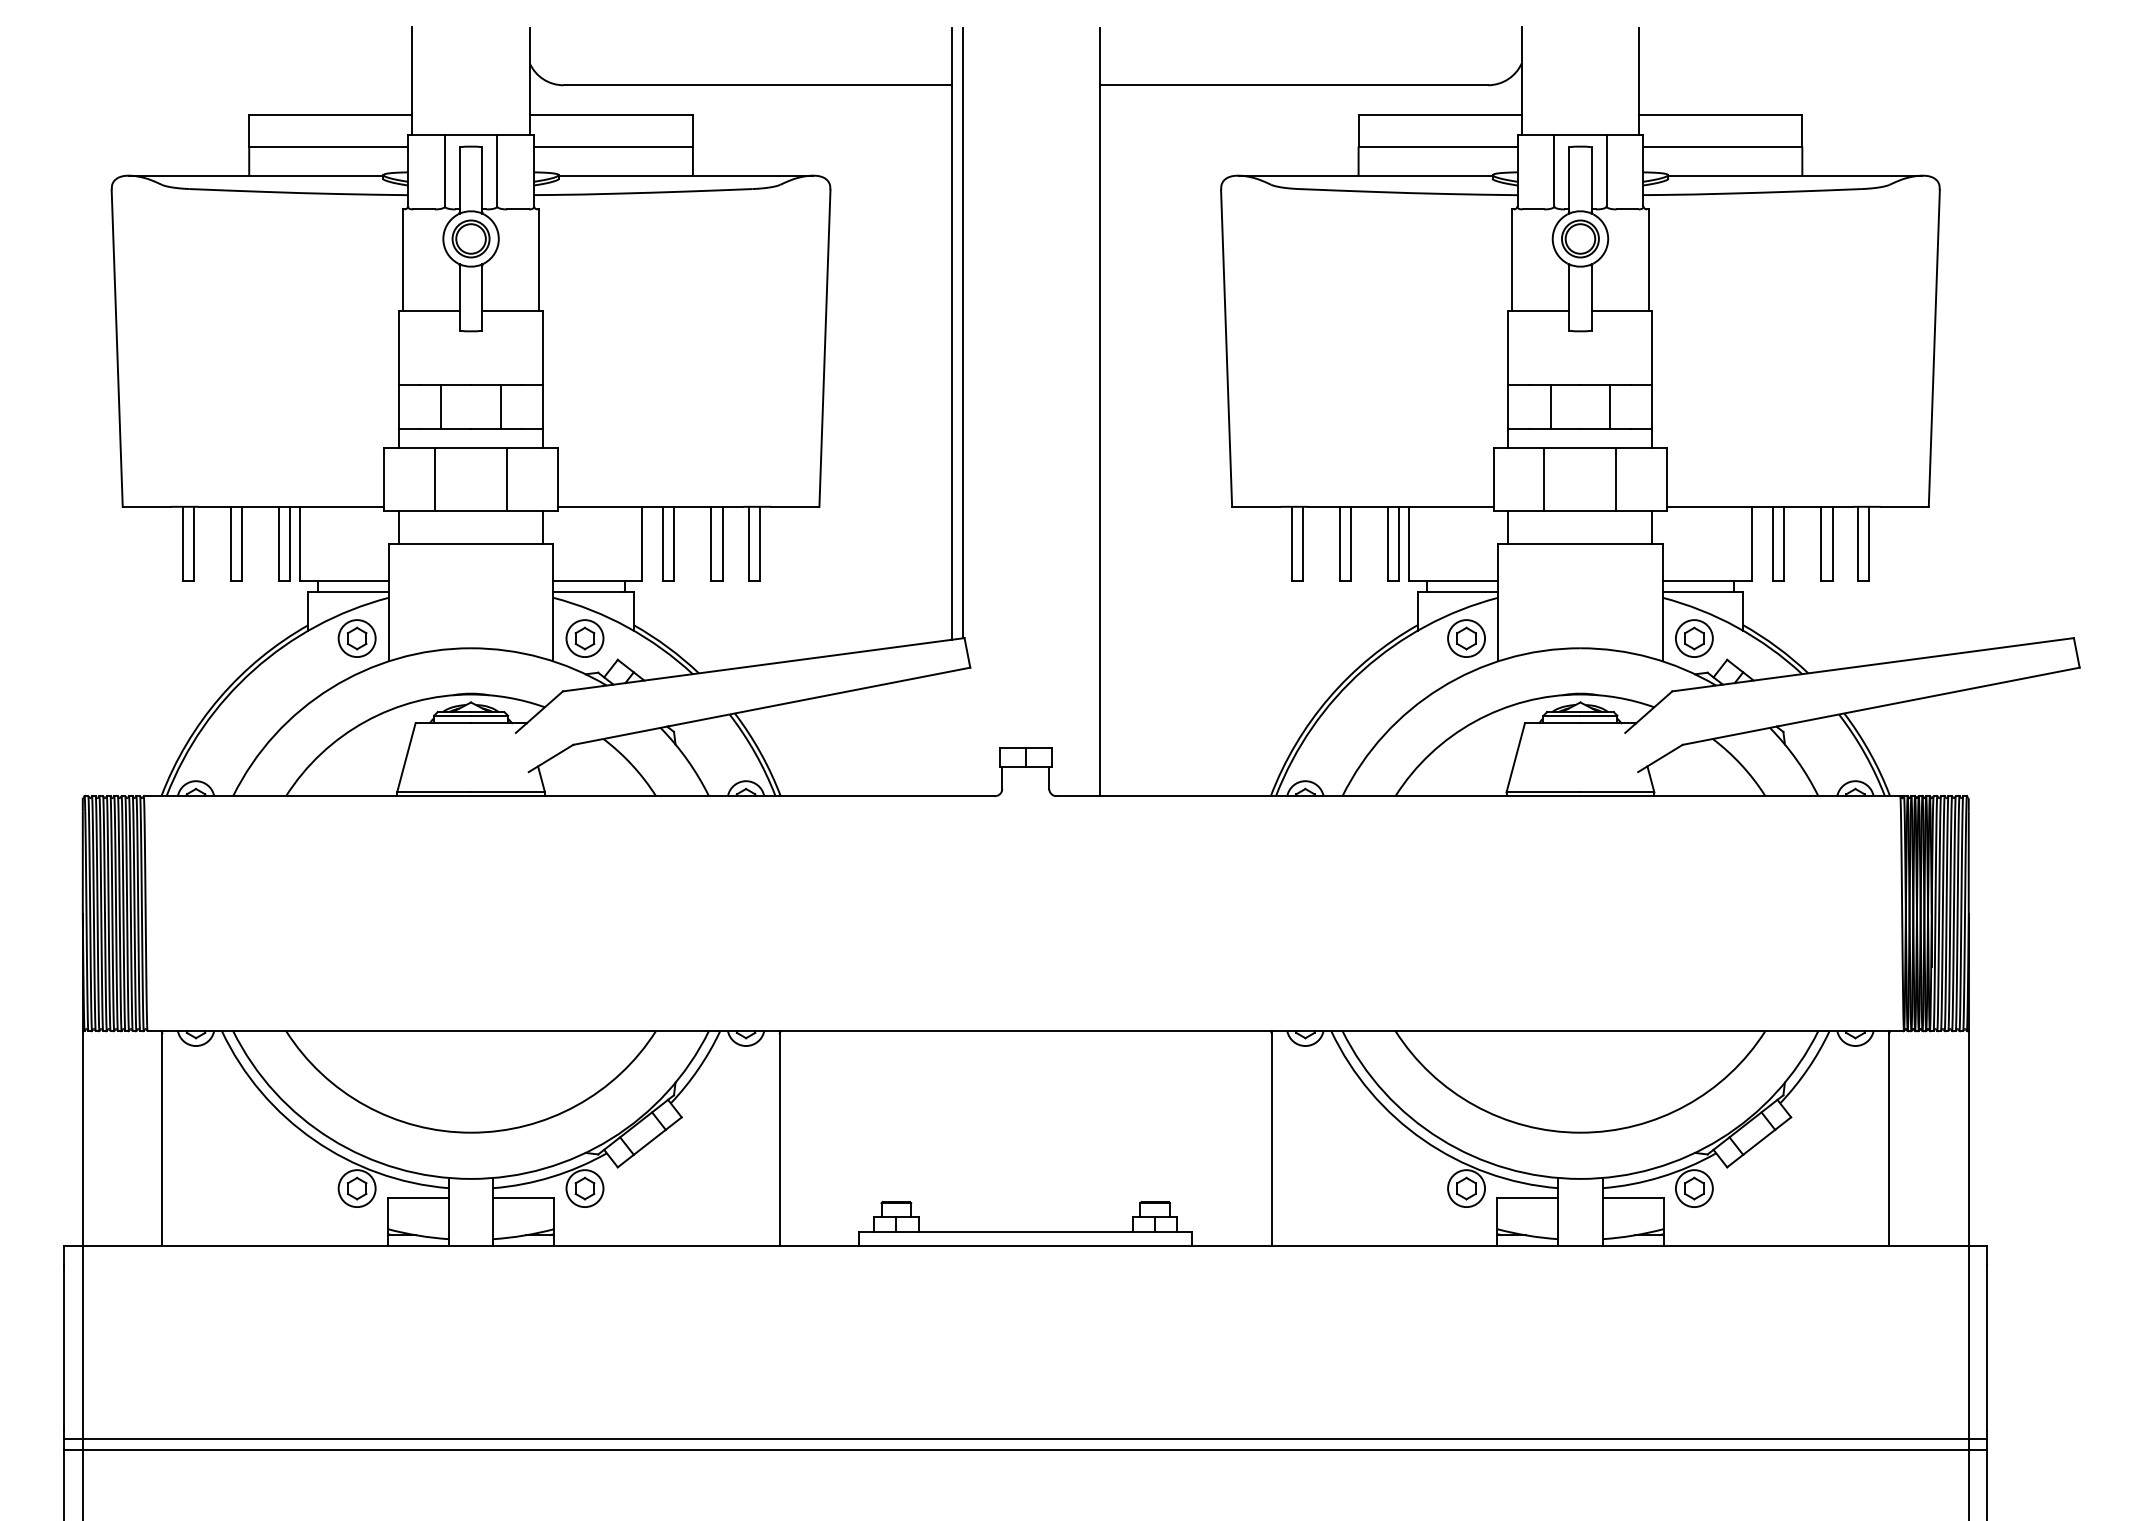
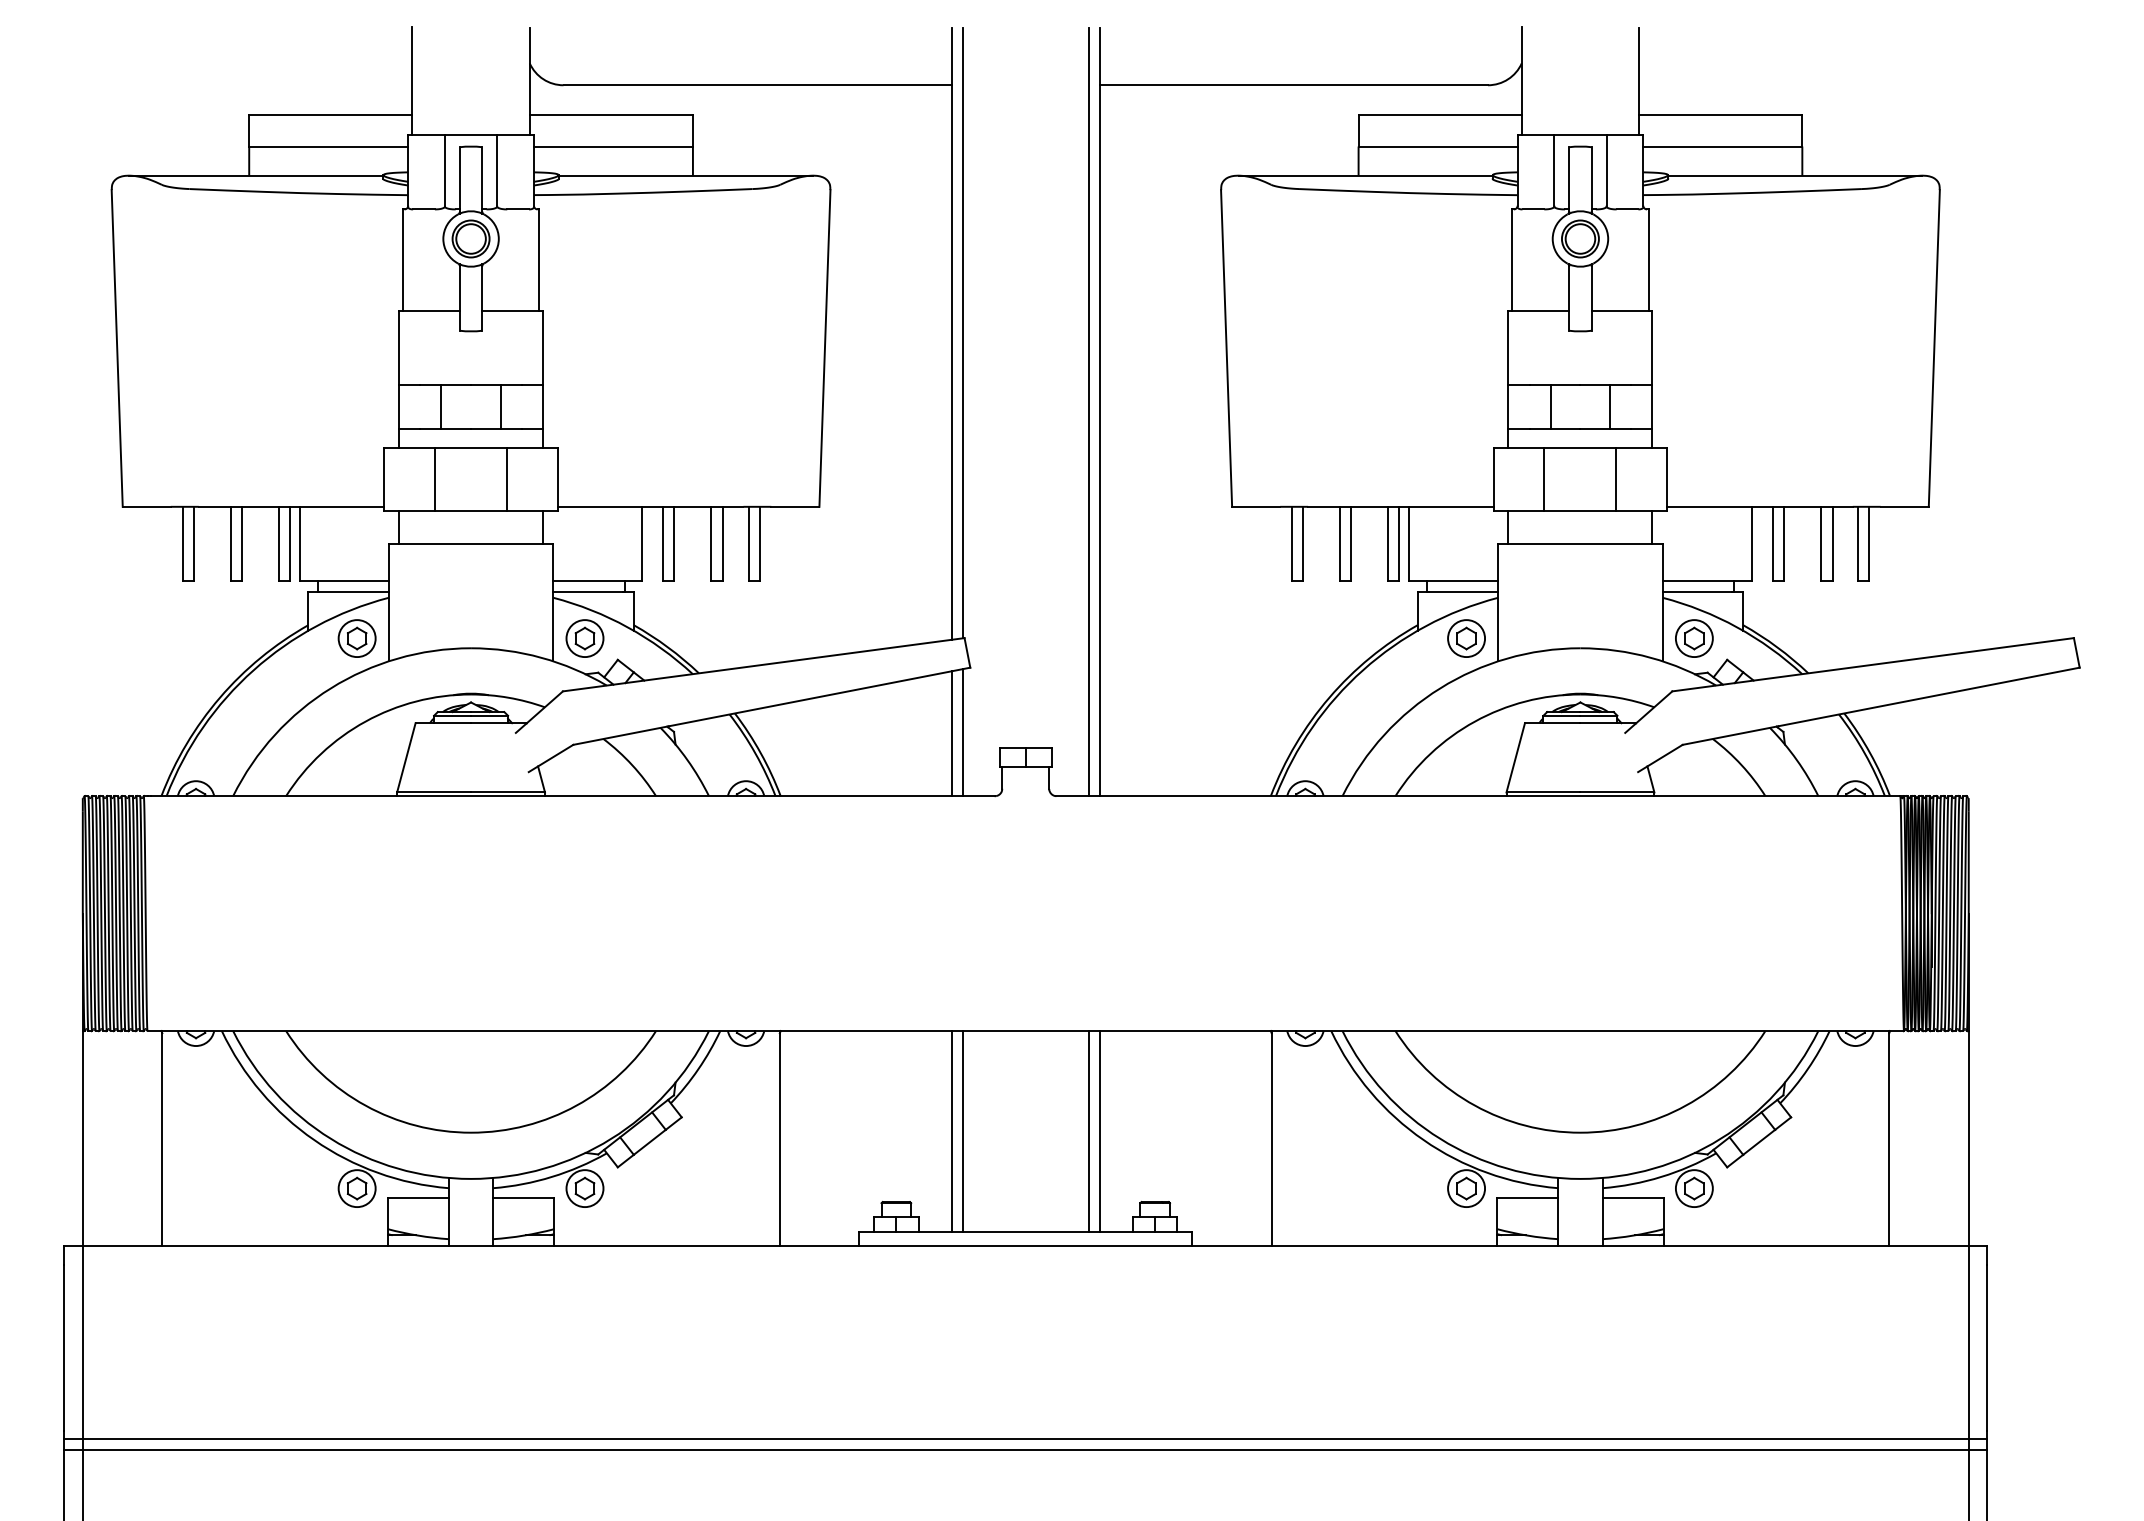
line: none -> present (1088, 411)
line: none -> present (962, 732)
line: none -> present (951, 733)
line: none -> present (951, 1131)
line: none -> present (962, 1131)
line: none -> present (1088, 1131)
line: none -> present (1099, 1131)
